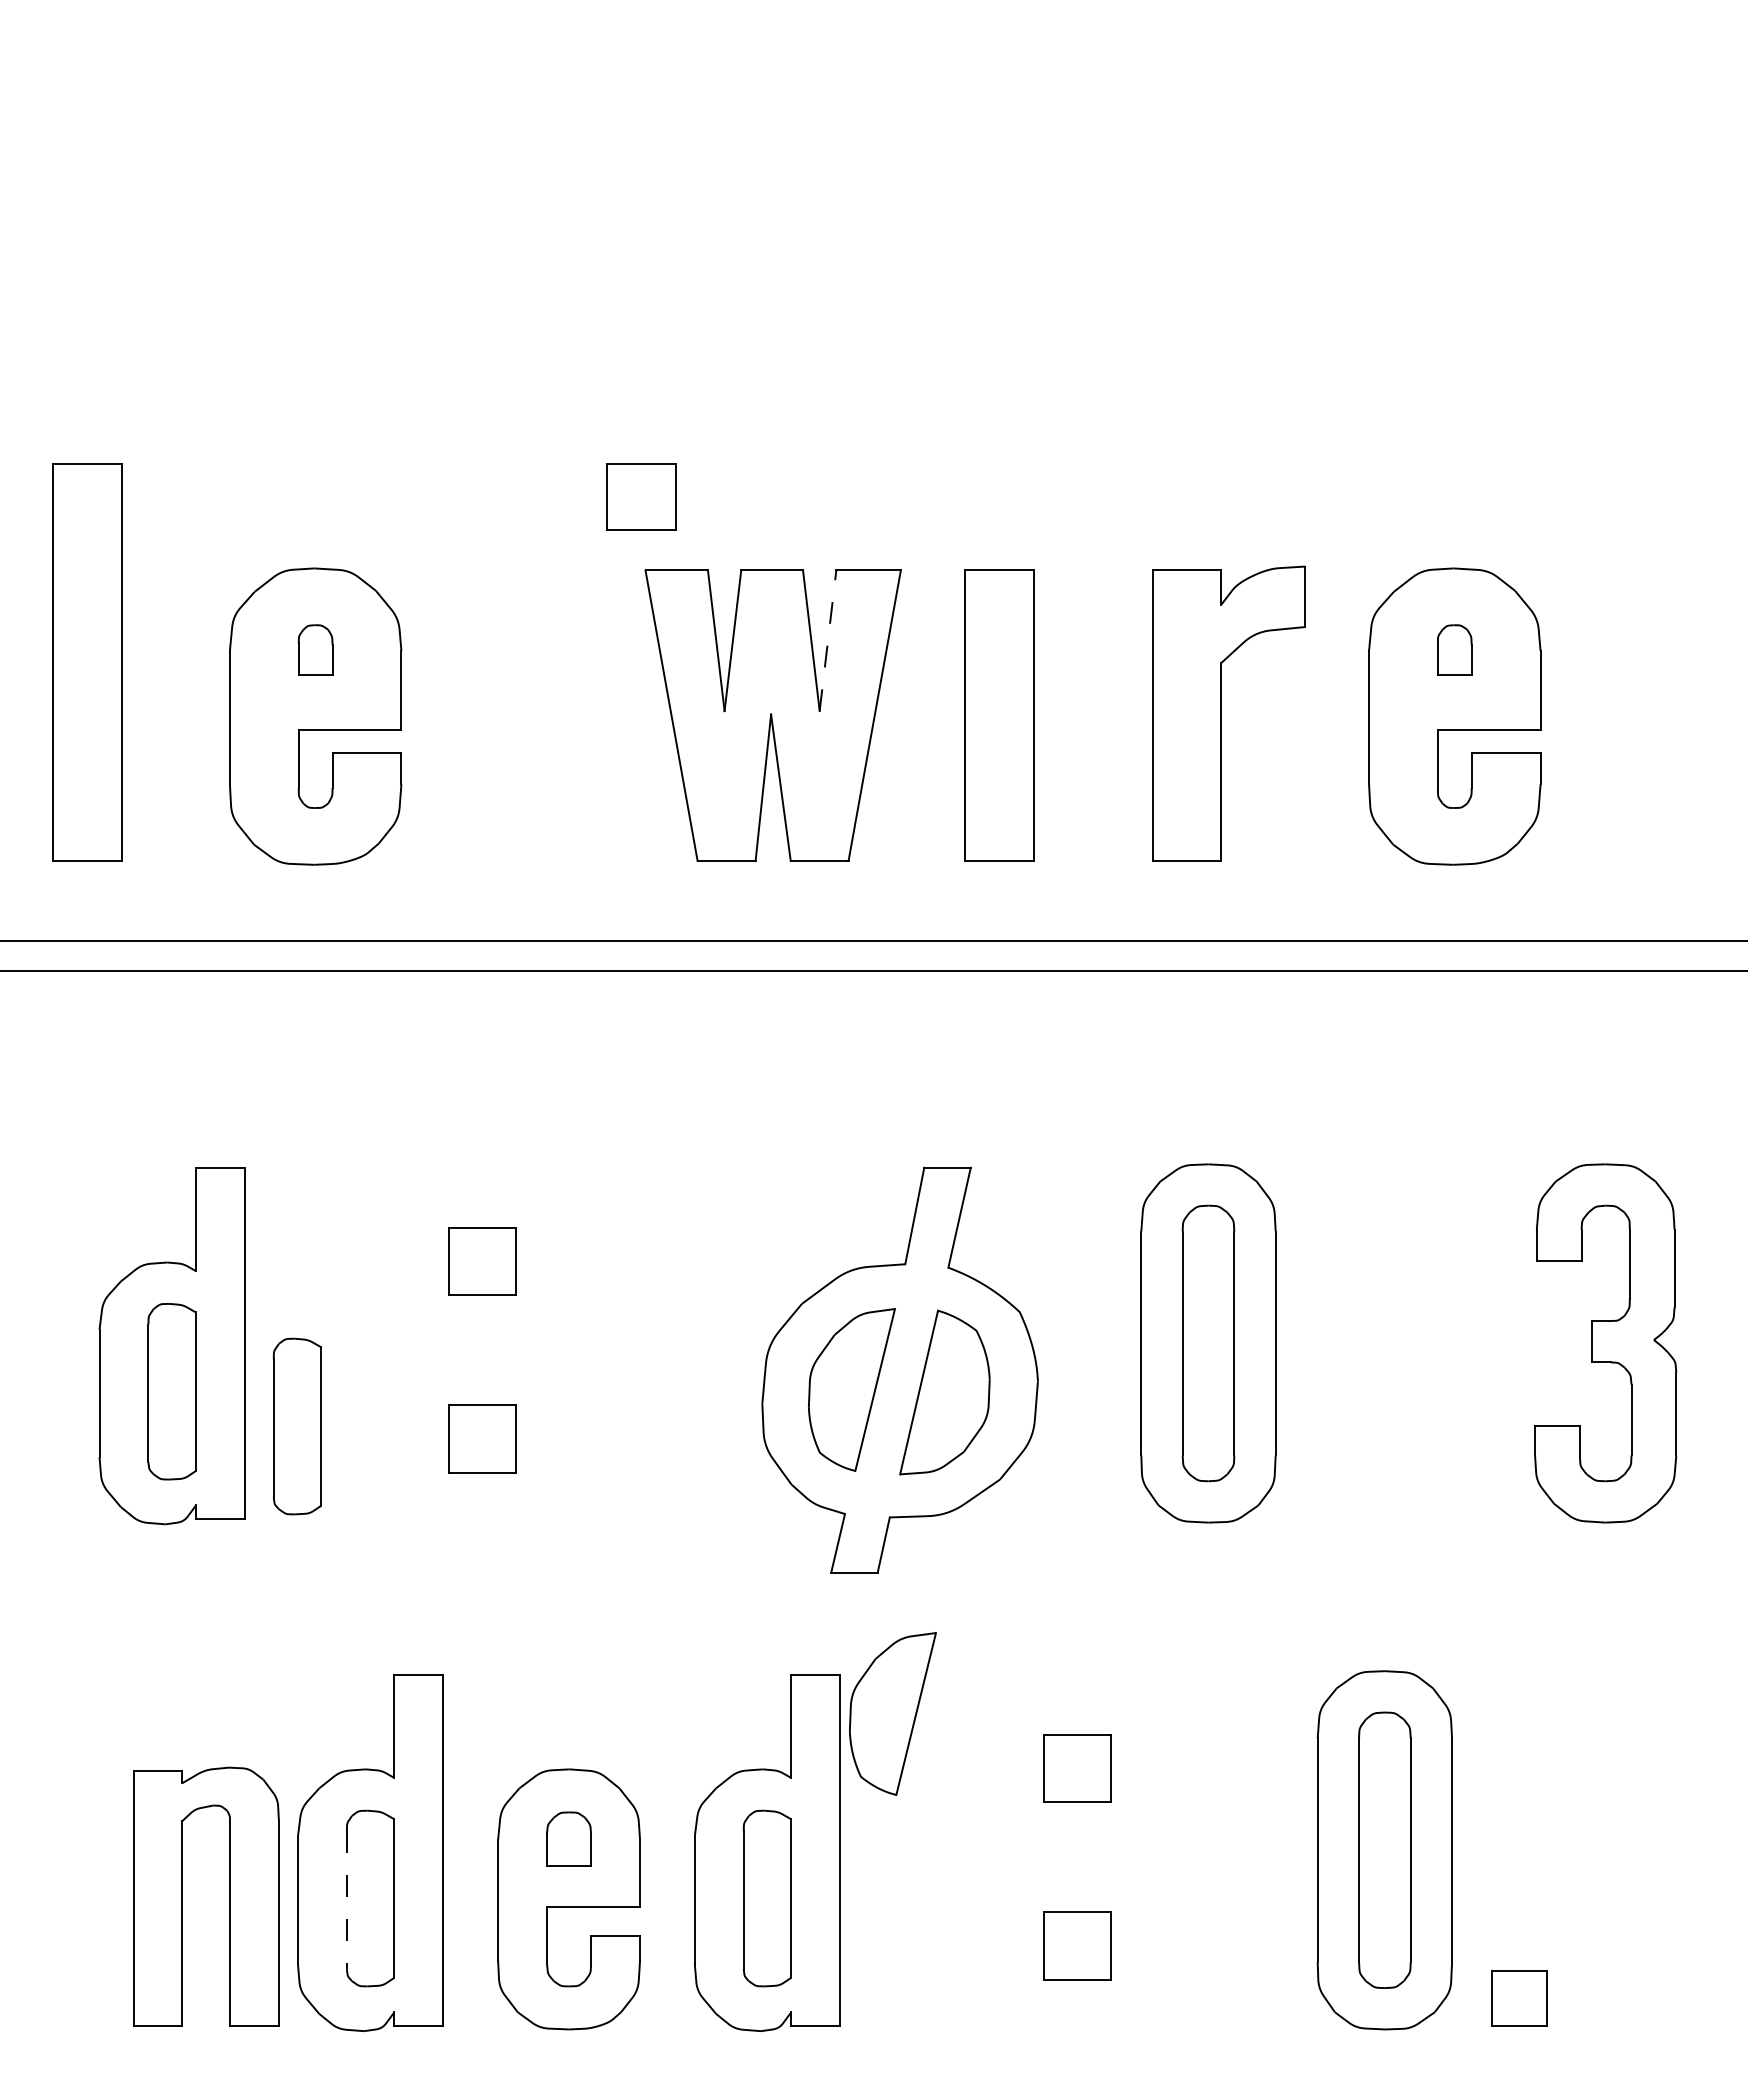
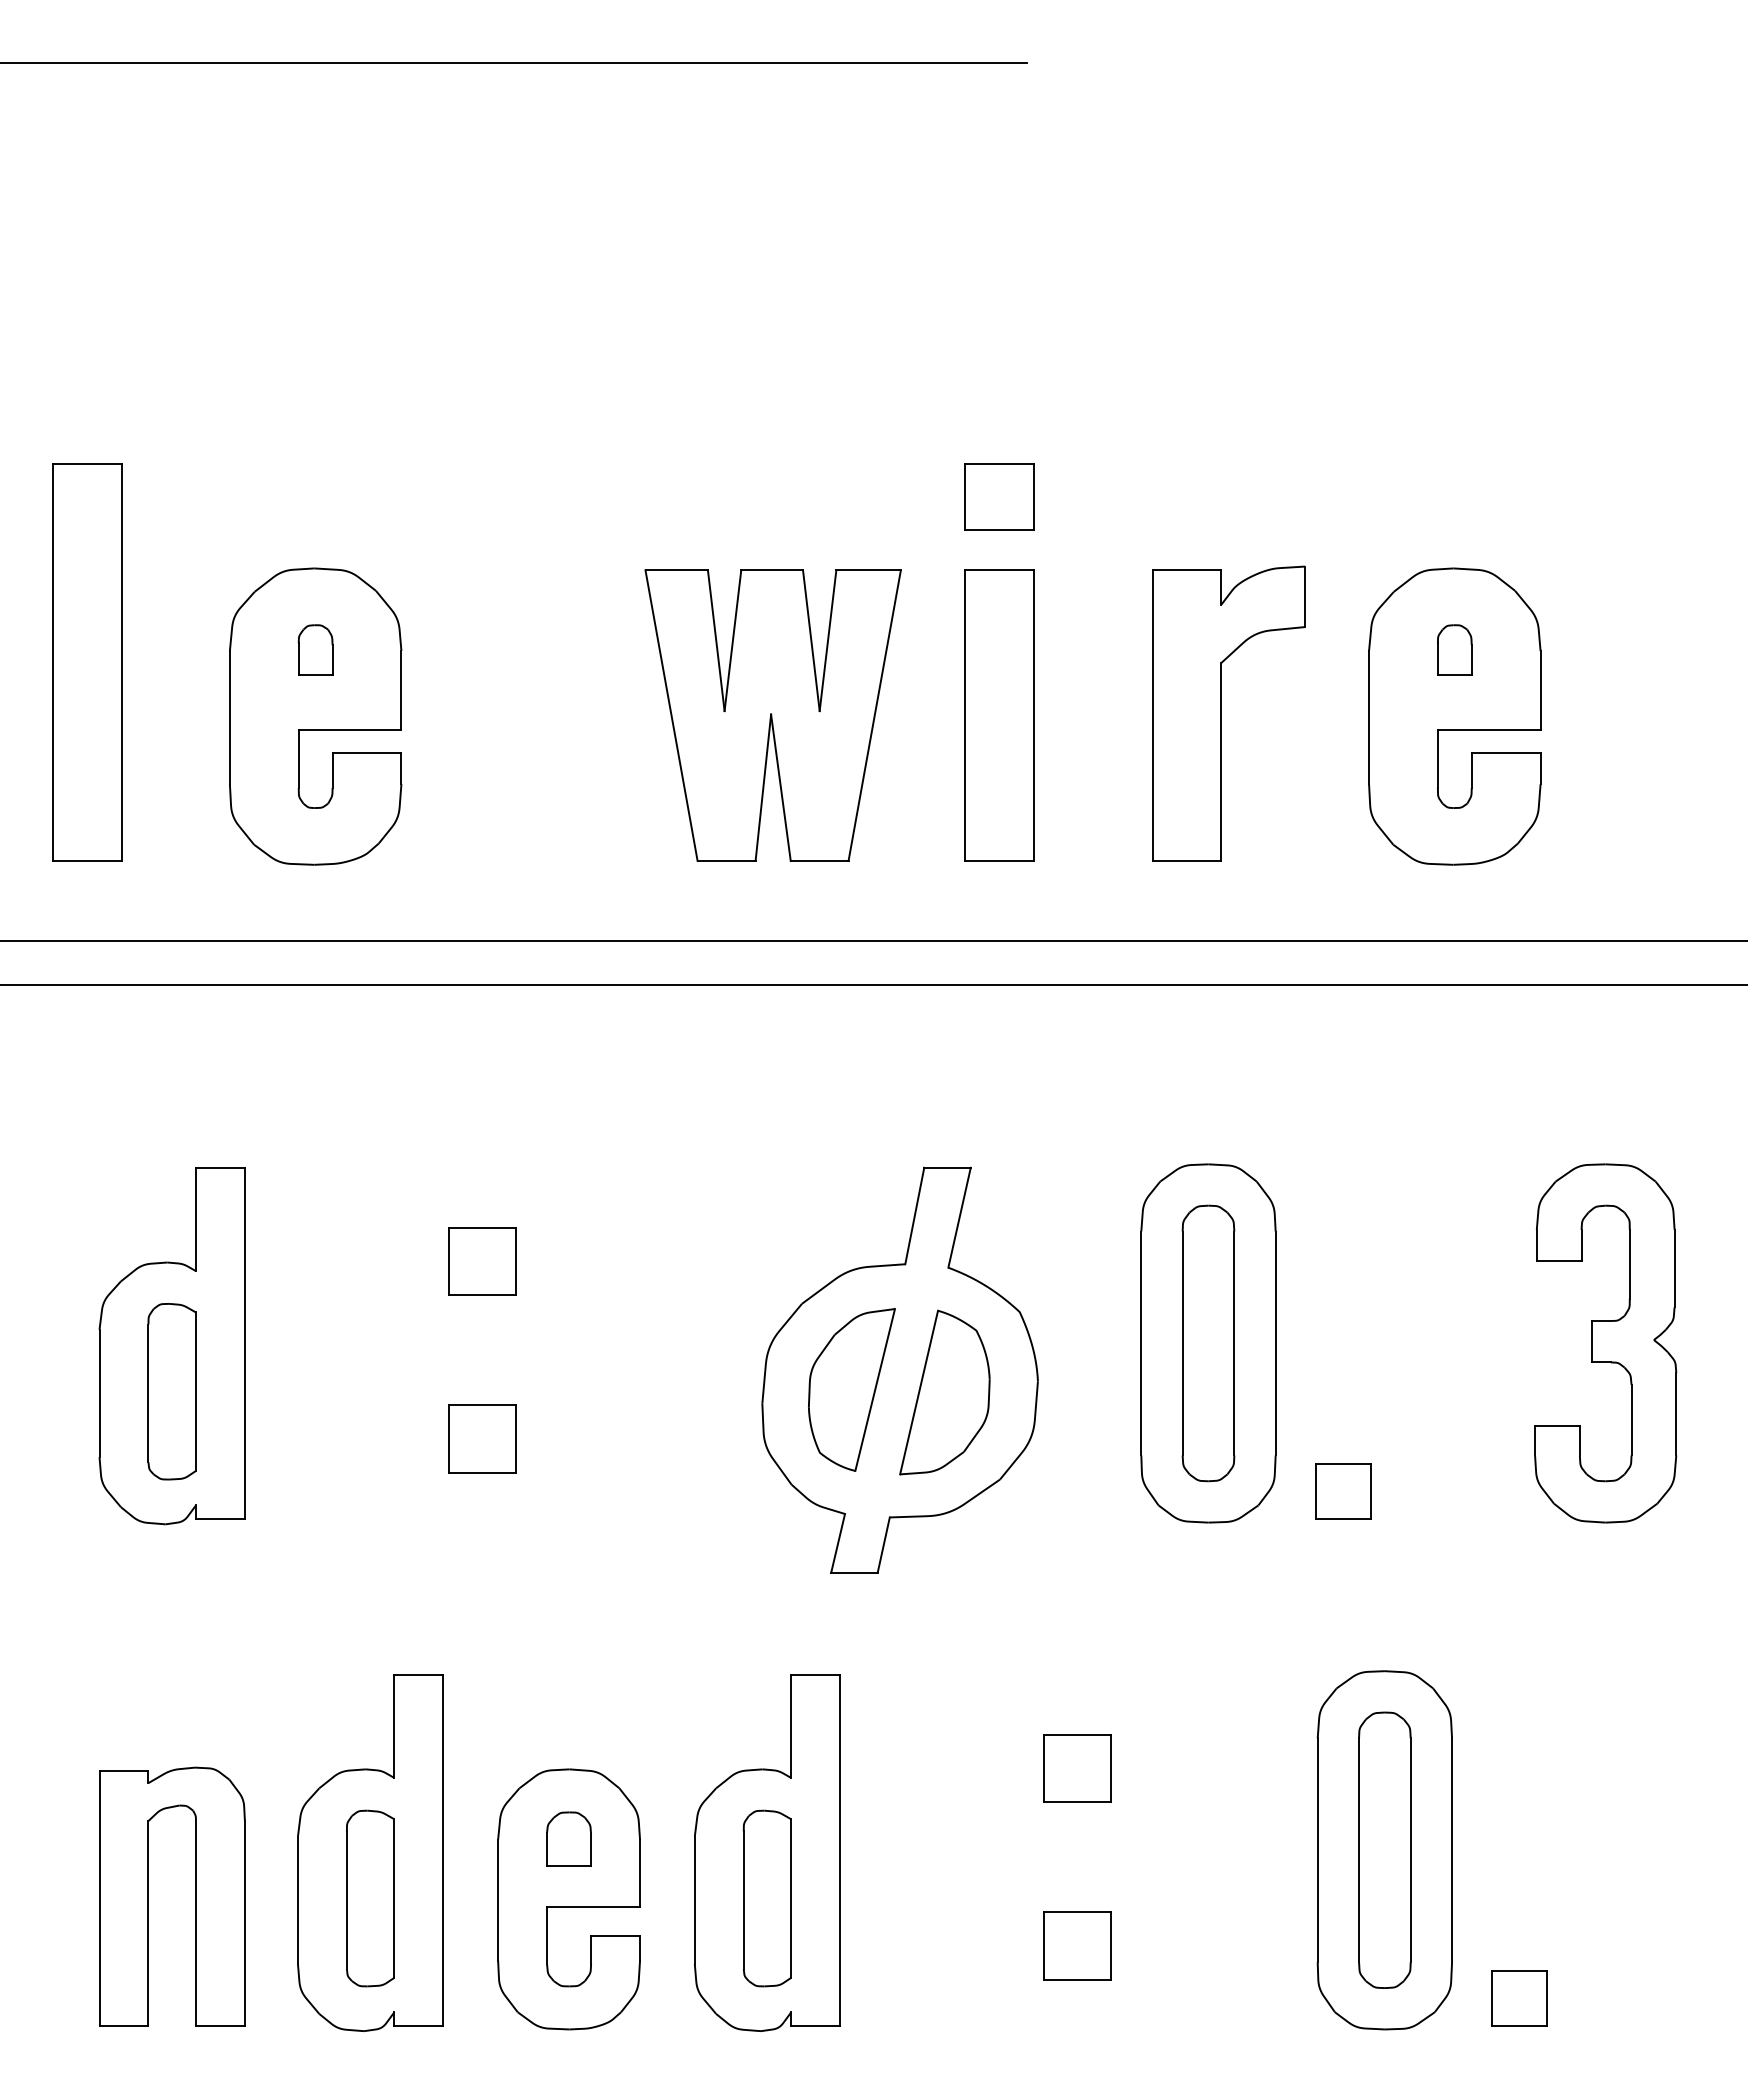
line: none -> present (514, 62)
part position: (641, 496) -> (999, 496) (999, 496)
line: dashed -> solid (828, 640)
line position: (873, 971) -> (873, 985) (873, 985)
part: present -> none (296, 1426)
part: none -> present (1343, 1491)
part: present -> none (892, 1713)
part position: (229, 1896) -> (195, 1896) (195, 1896)
line: dashed -> solid (346, 1900)
